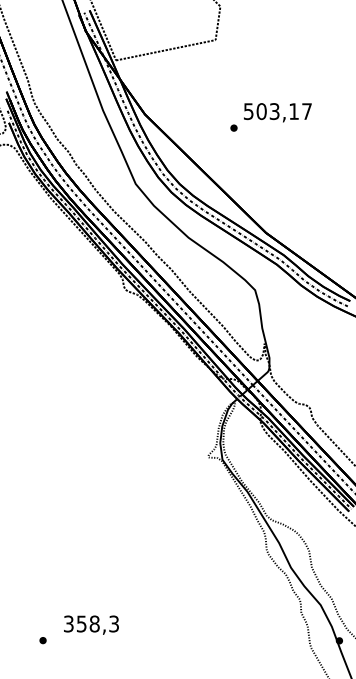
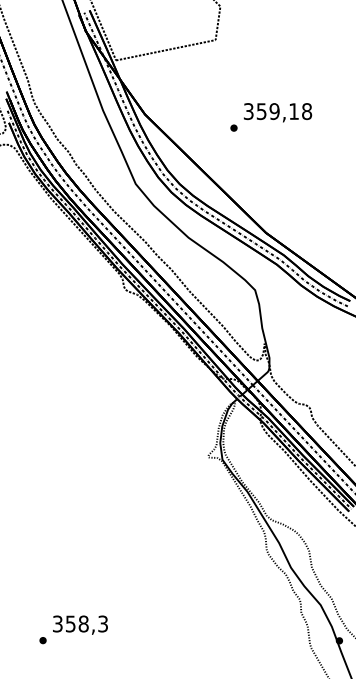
text: 503,17 -> 359,18 (278, 111)
text position: (91, 624) -> (80, 624) (80, 624)
